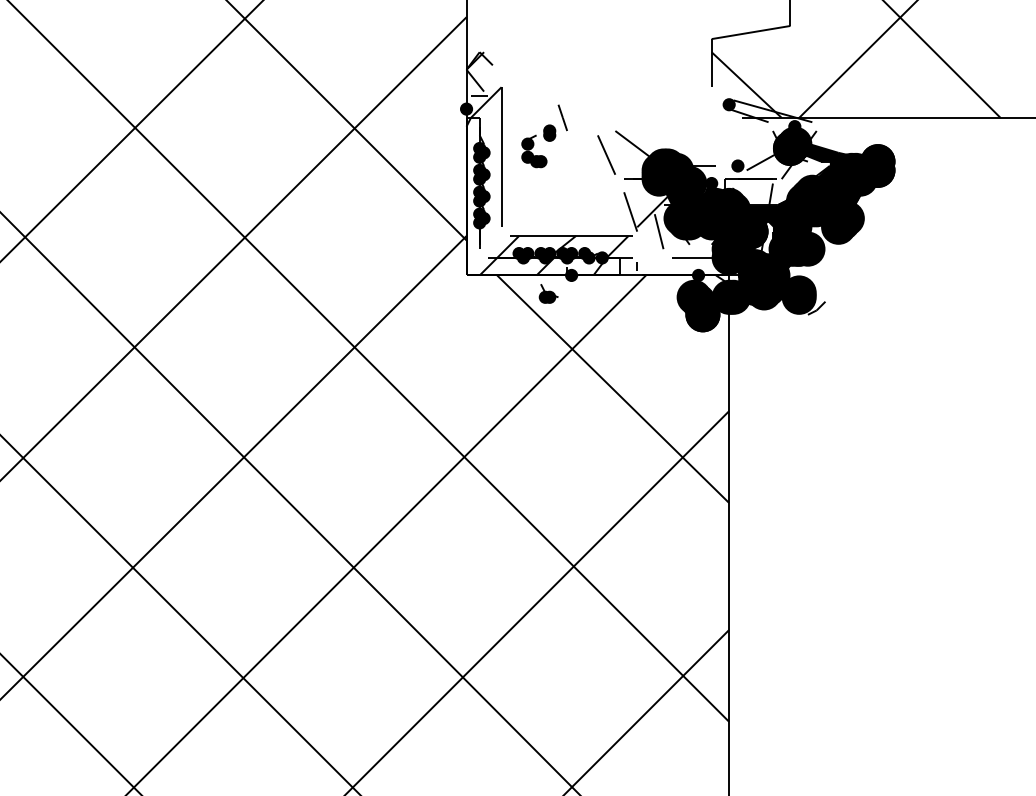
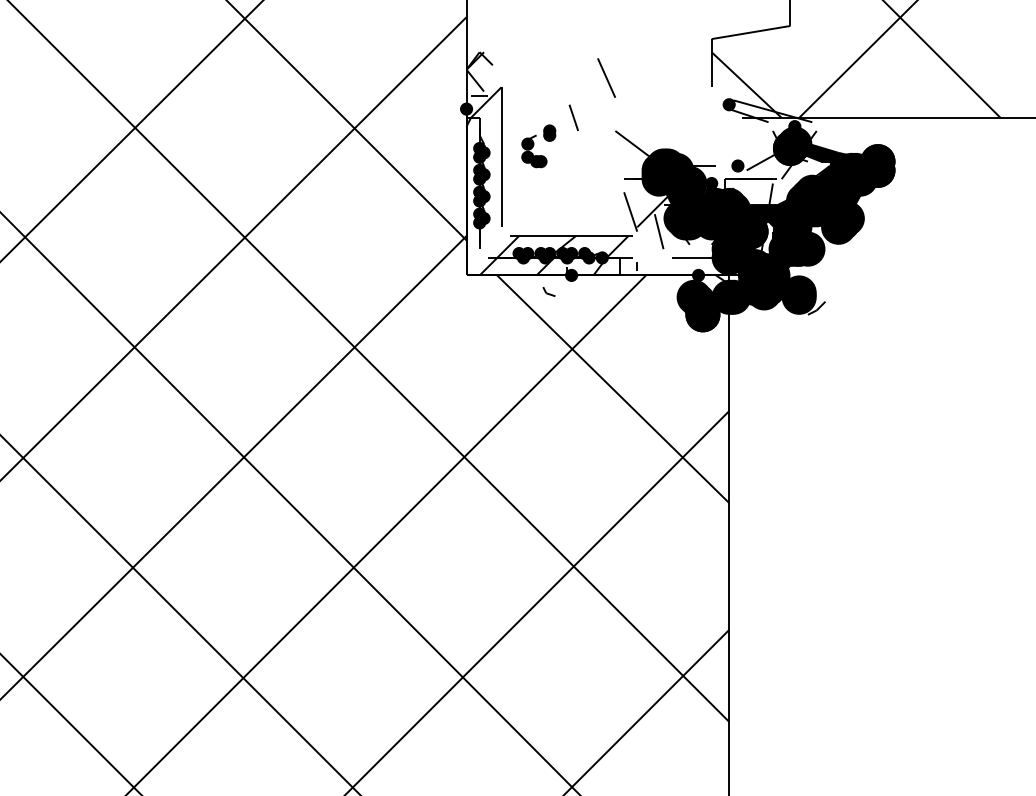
line position: (562, 117) -> (573, 117) (573, 117)
line position: (606, 154) -> (606, 77) (606, 77)
part size: 21x20 px -> 14x10 px (548, 291)
